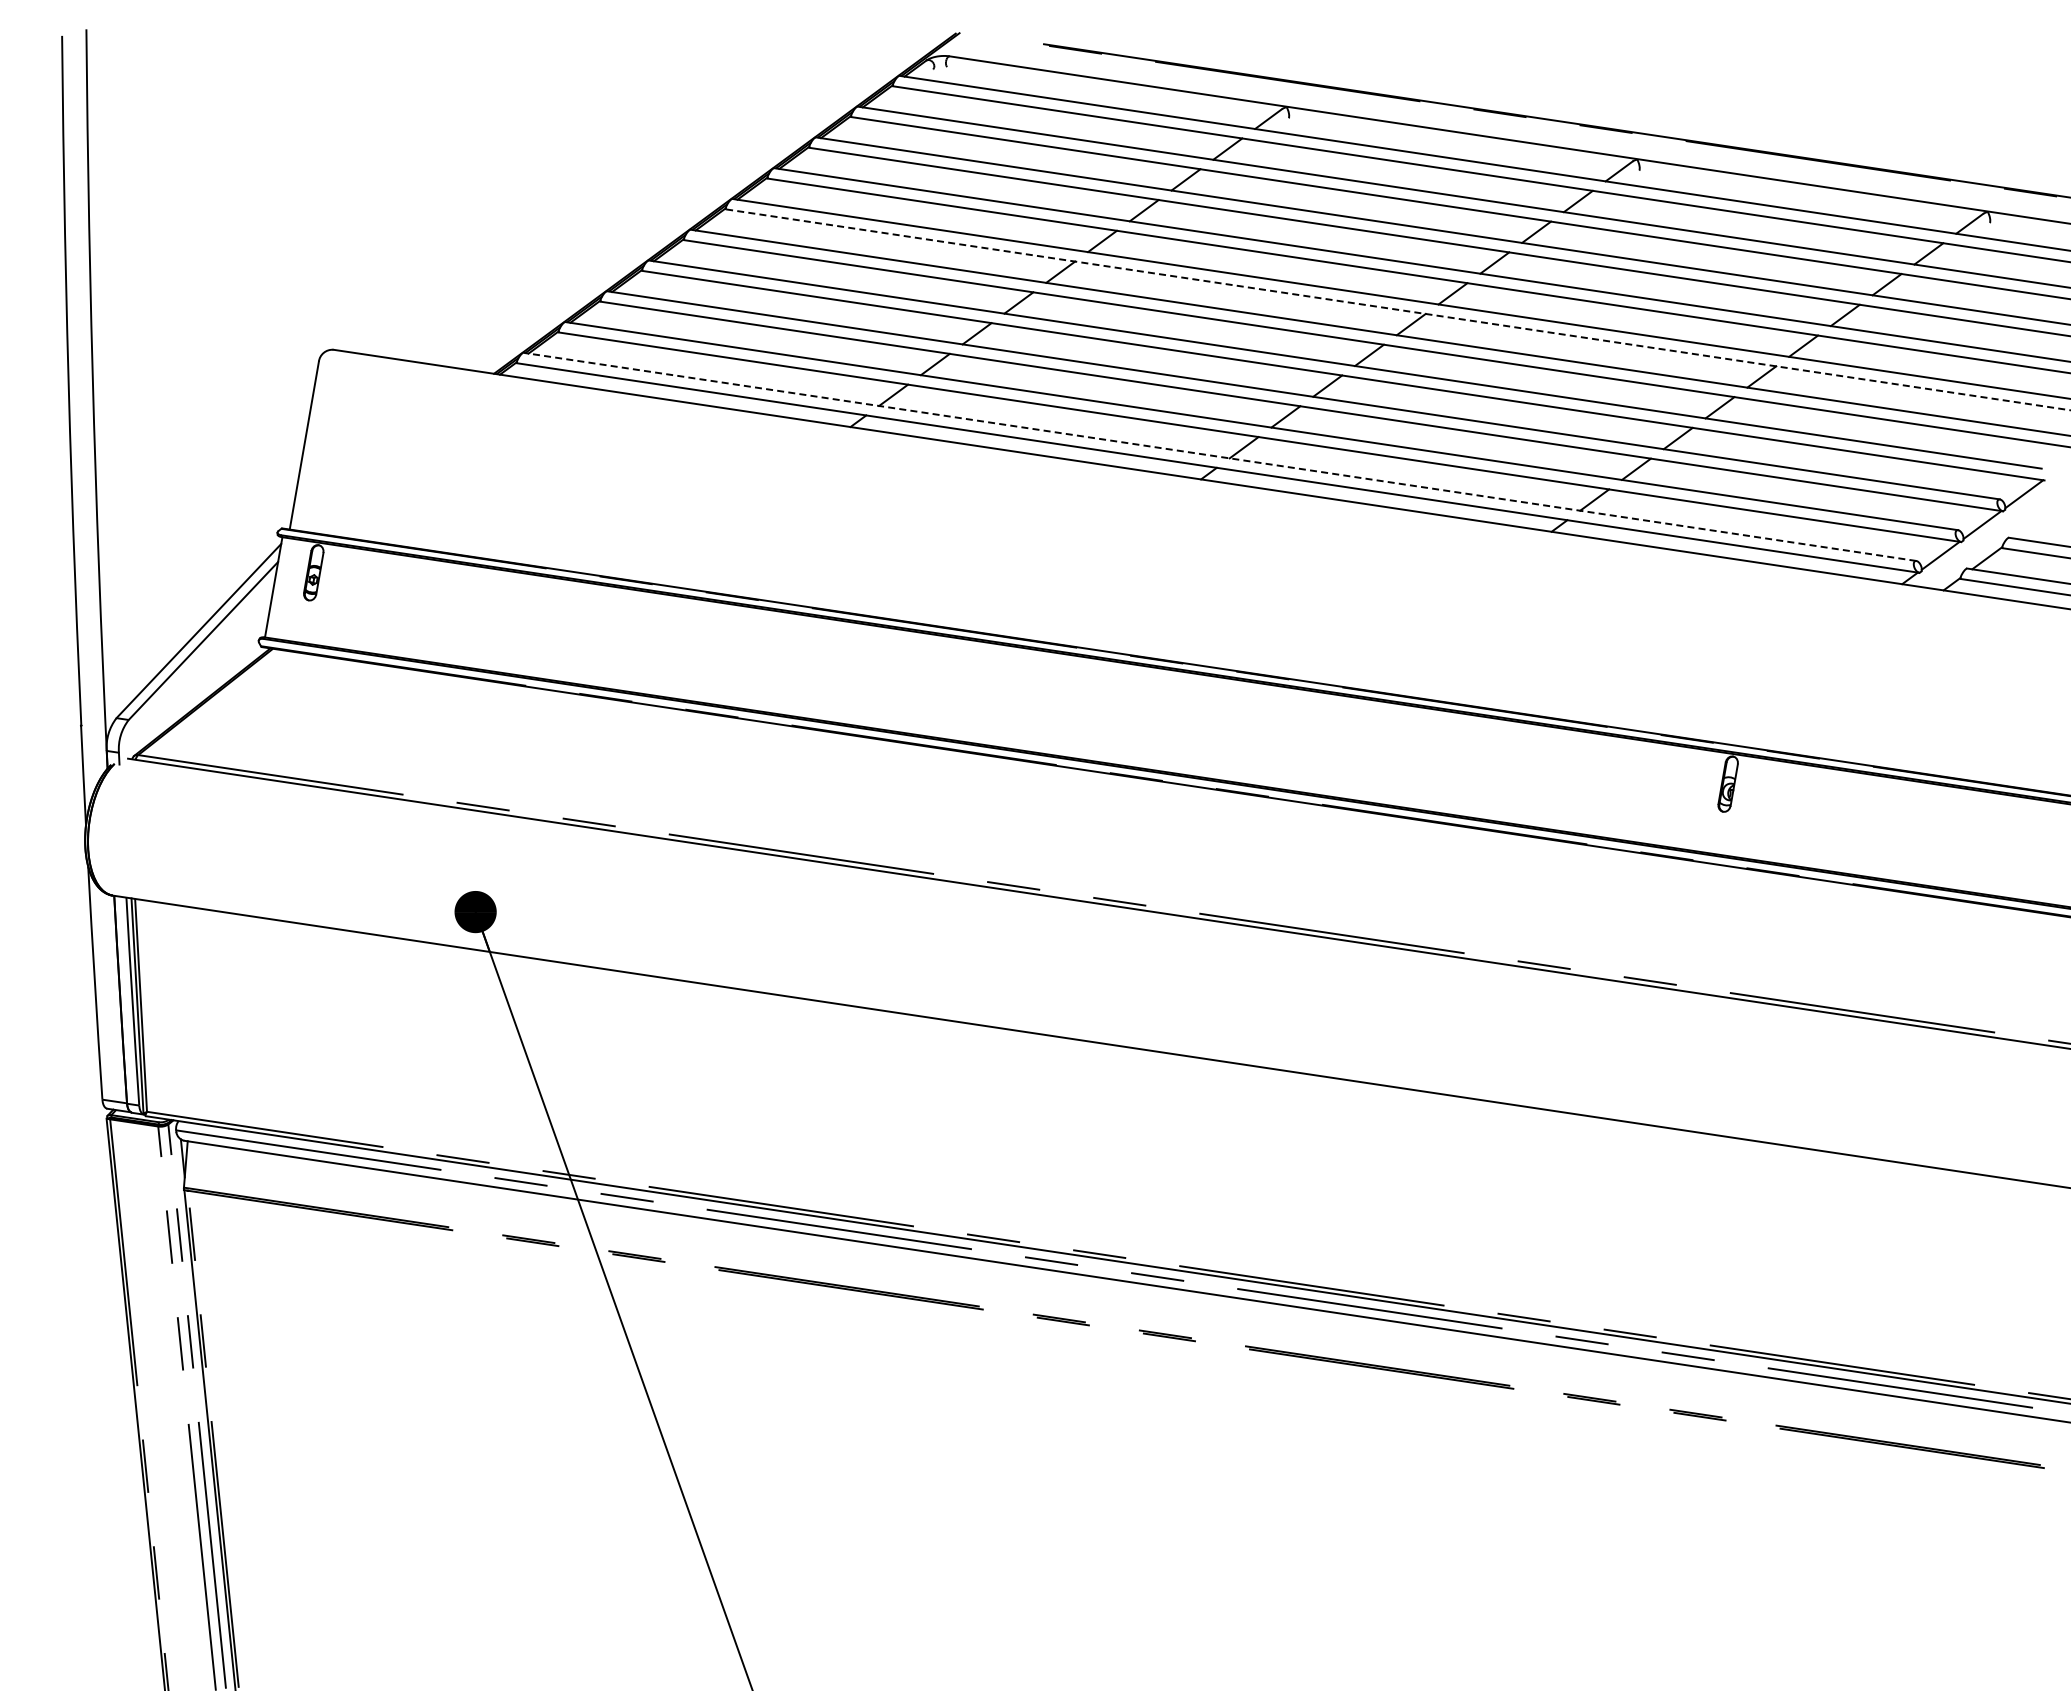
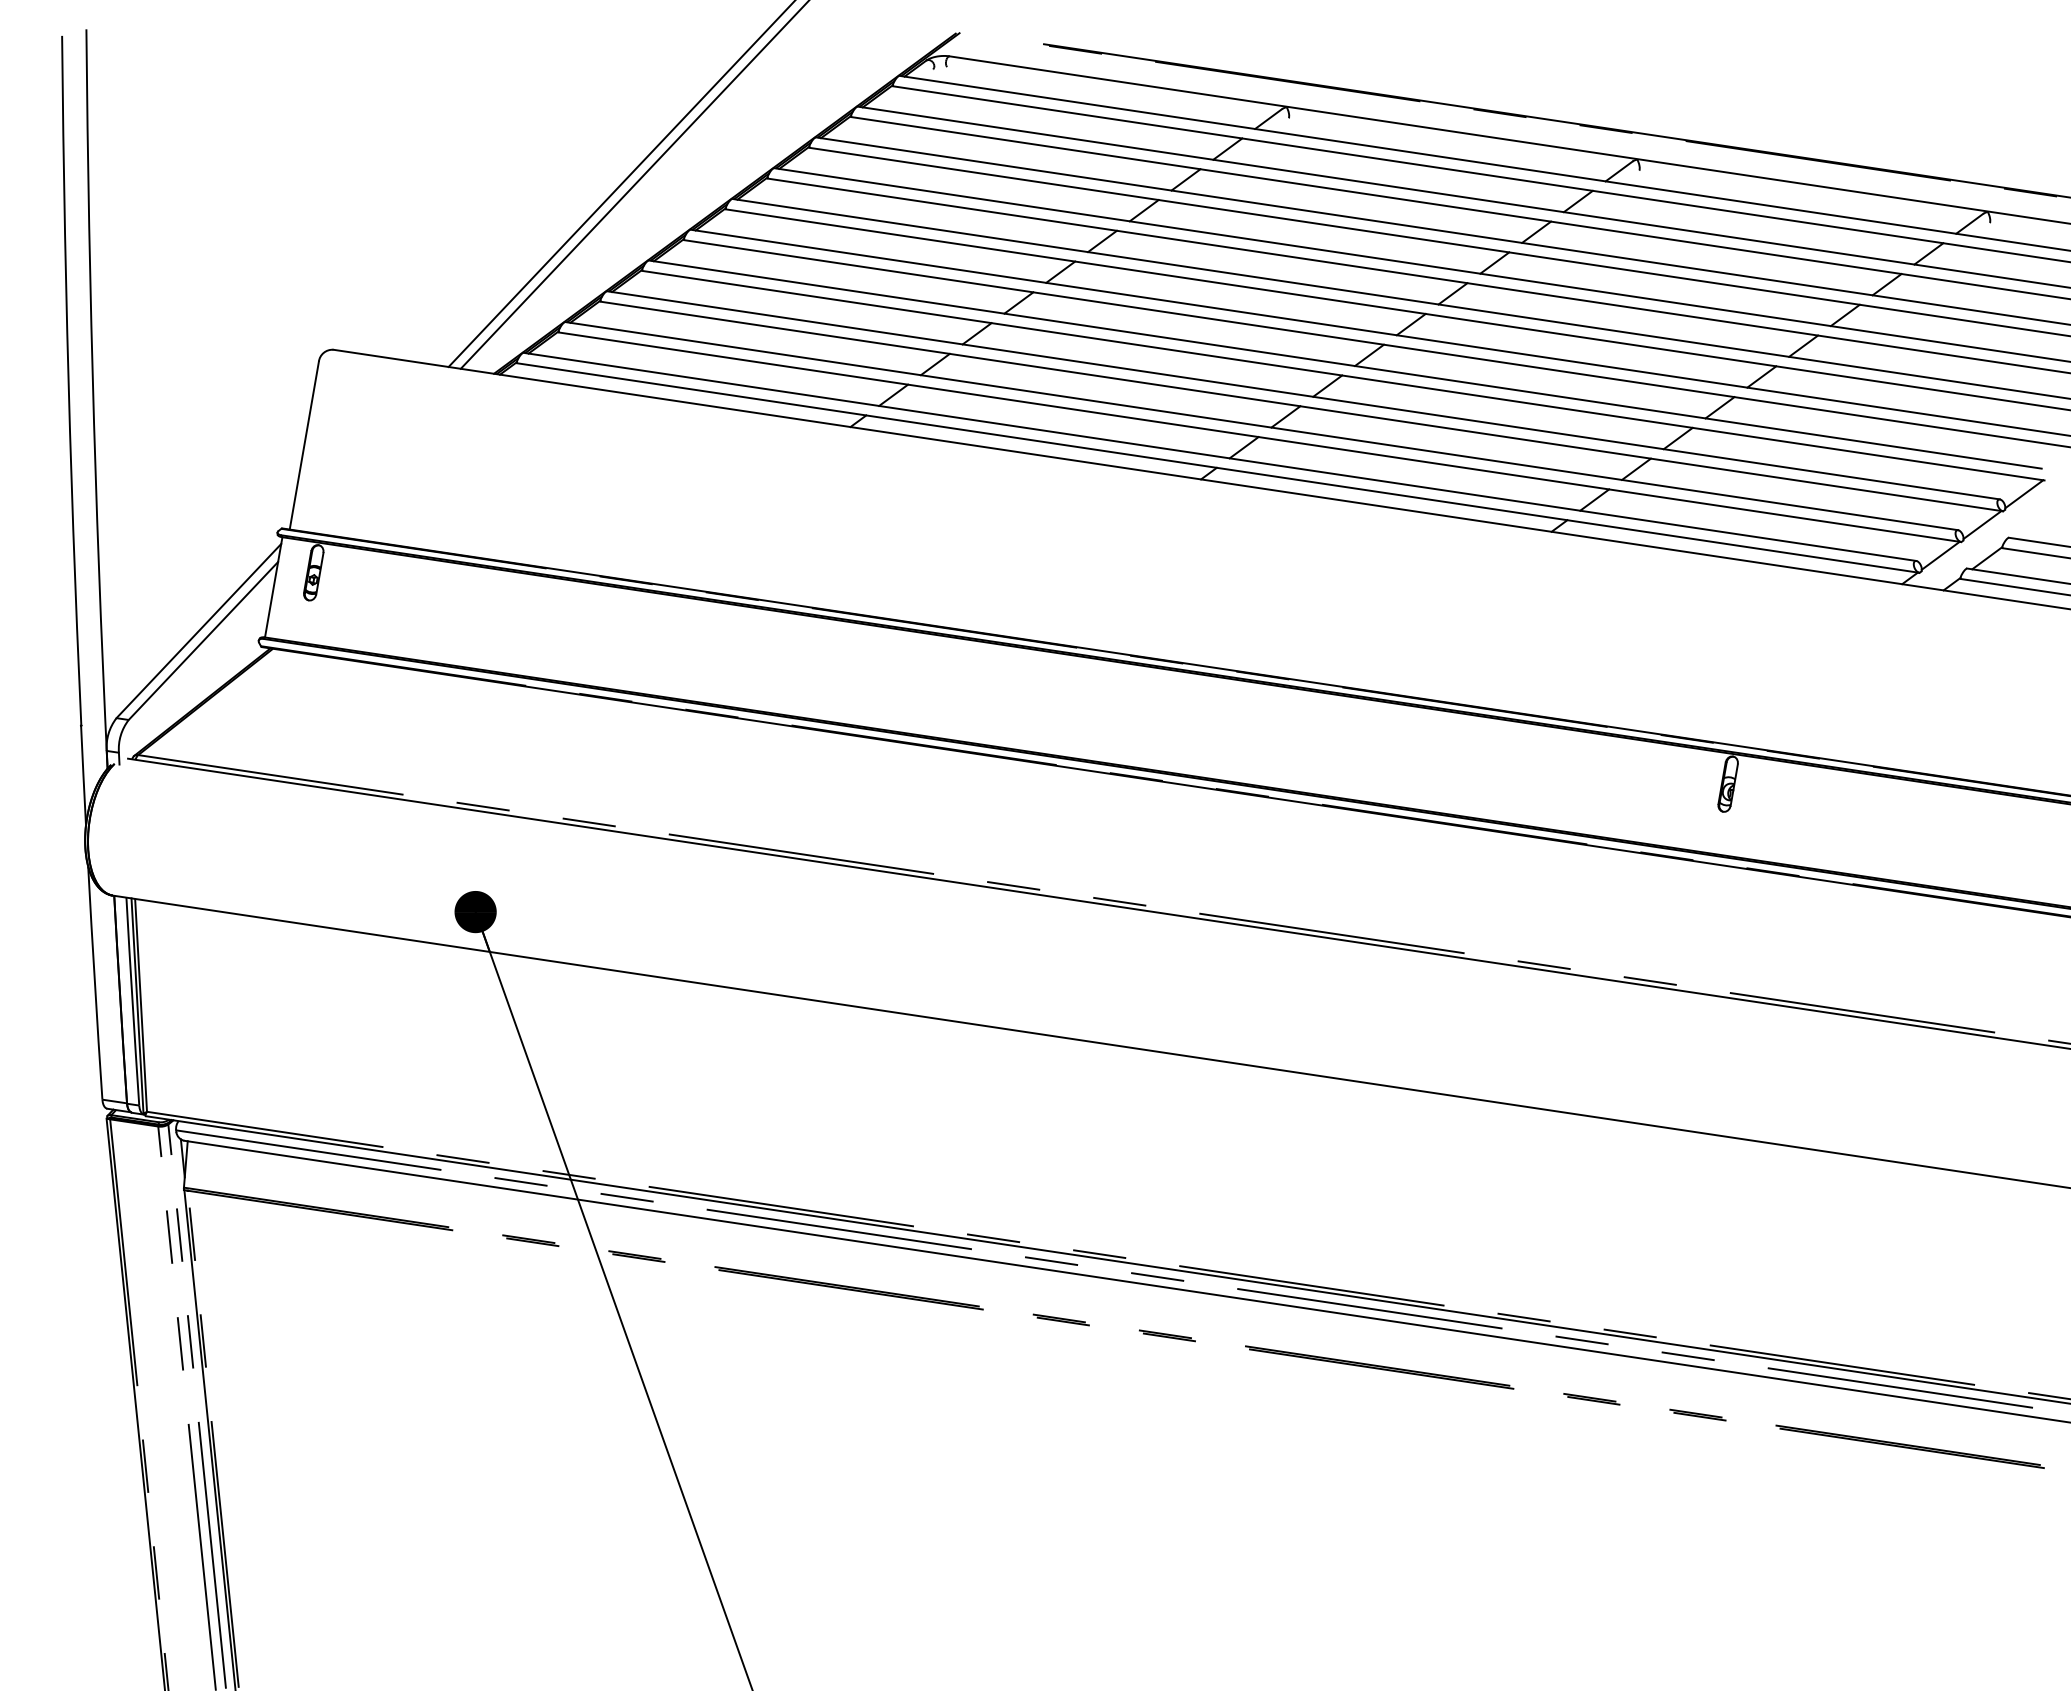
line: none -> present (620, 184)
line: none -> present (633, 185)
line: dashed -> solid (1398, 309)
line: dashed -> solid (1219, 456)
